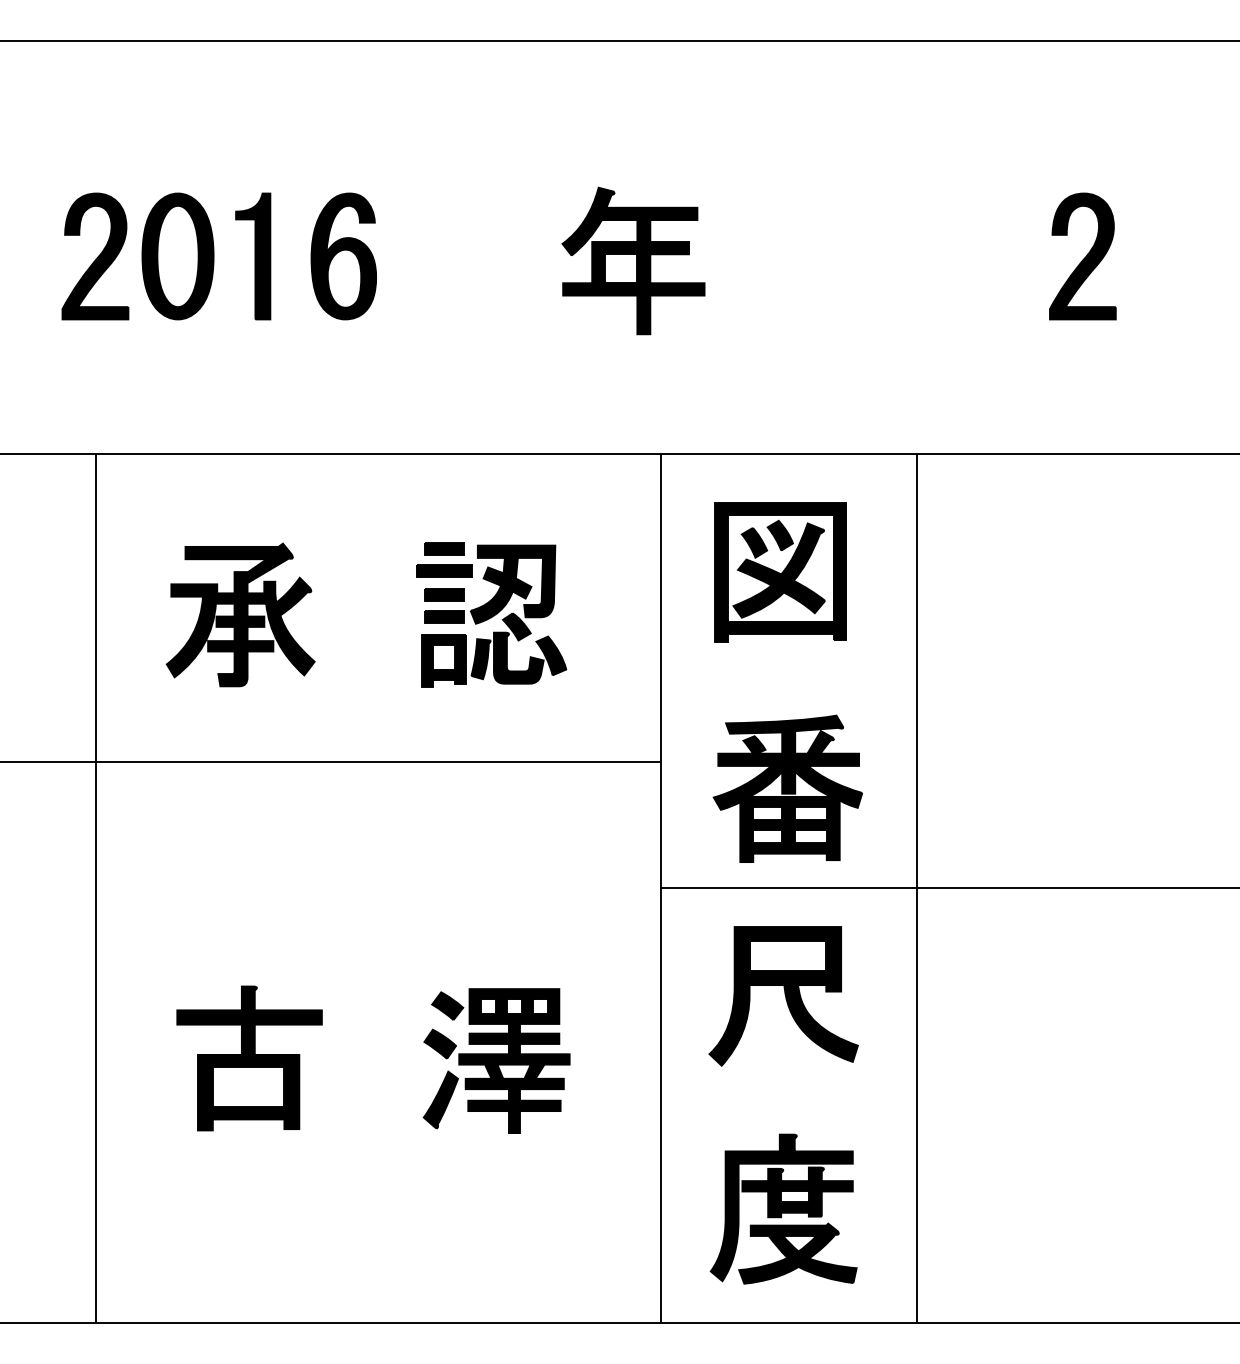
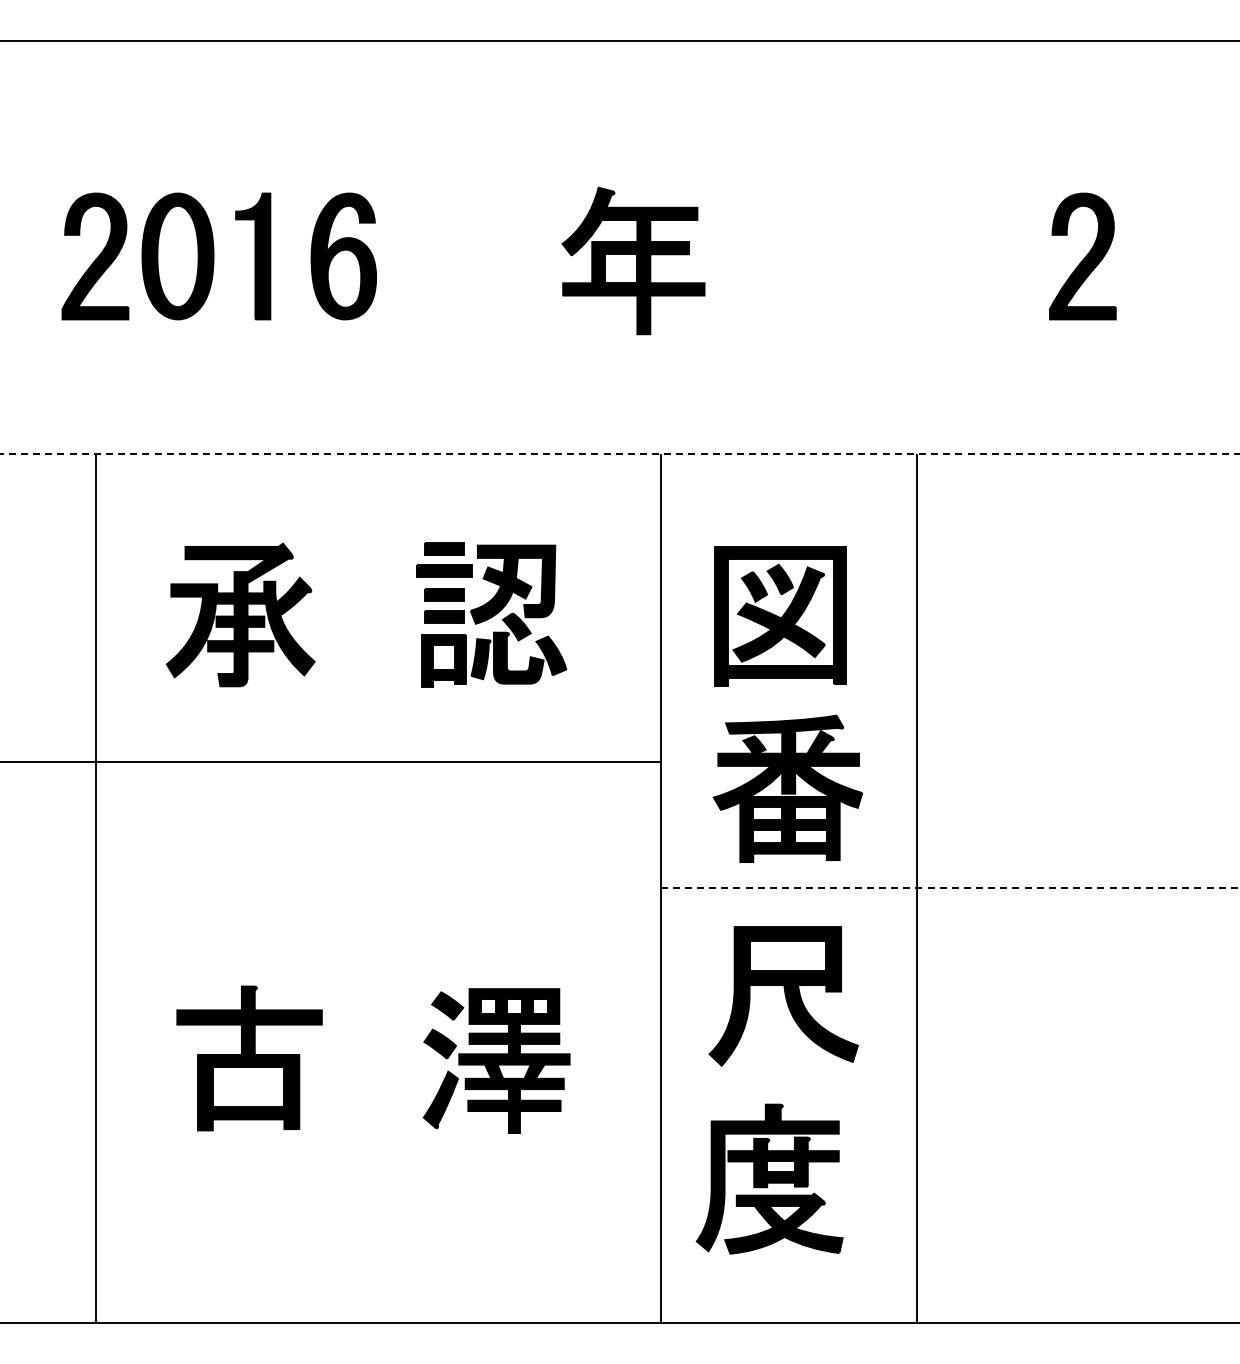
line: solid -> dashed (620, 453)
part position: (780, 572) -> (780, 616) (780, 616)
line: solid -> dashed (950, 888)
part position: (783, 1208) -> (769, 1178) (769, 1178)
